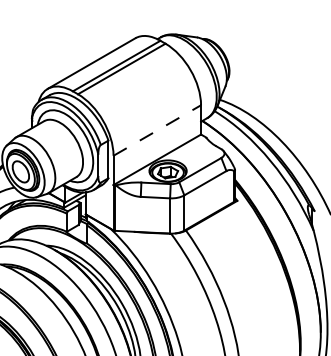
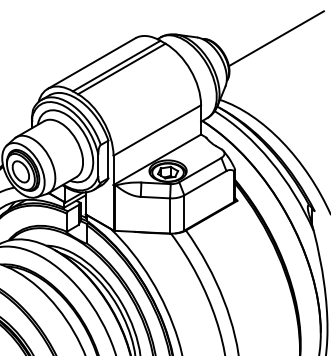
line: none -> present (275, 38)
line: dashed -> solid (157, 130)
